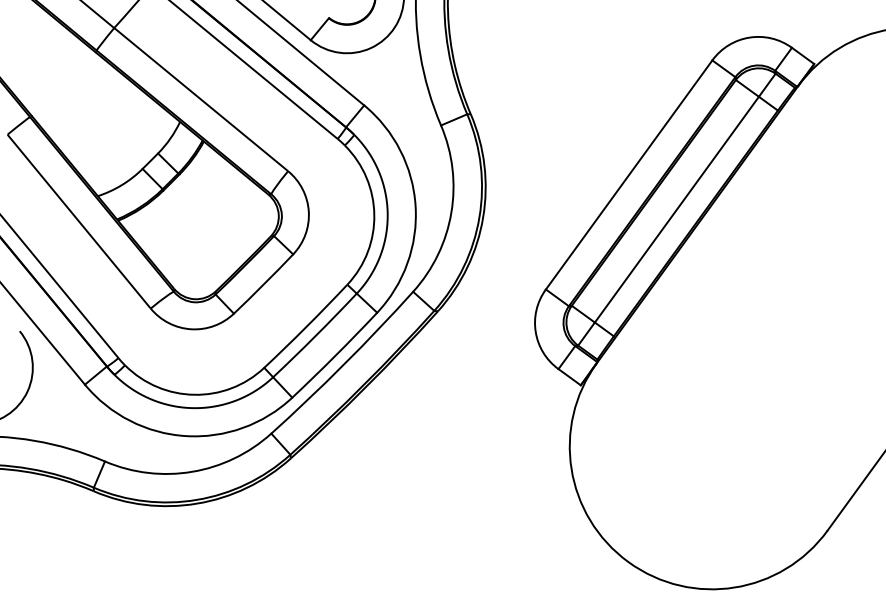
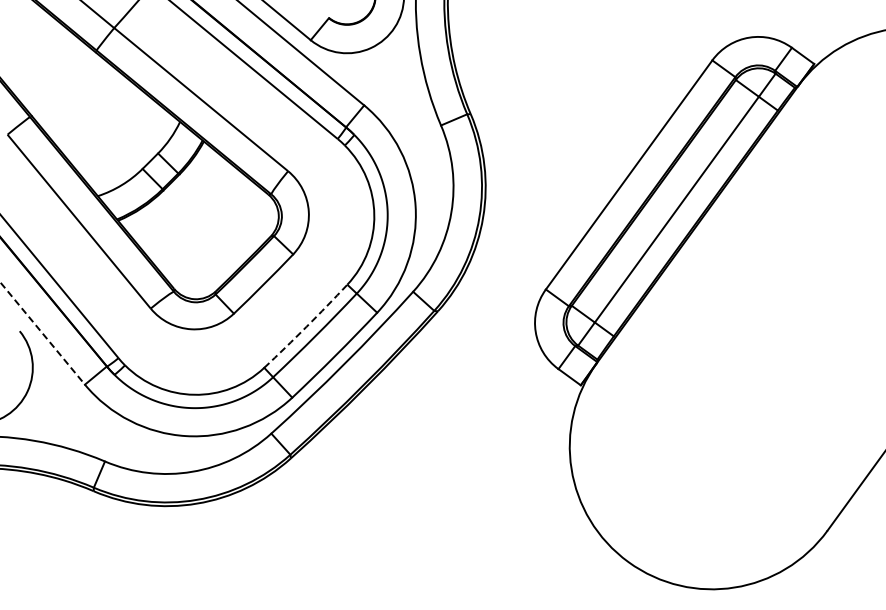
arc: solid -> dashed (306, 326)
line: solid -> dashed (43, 333)
